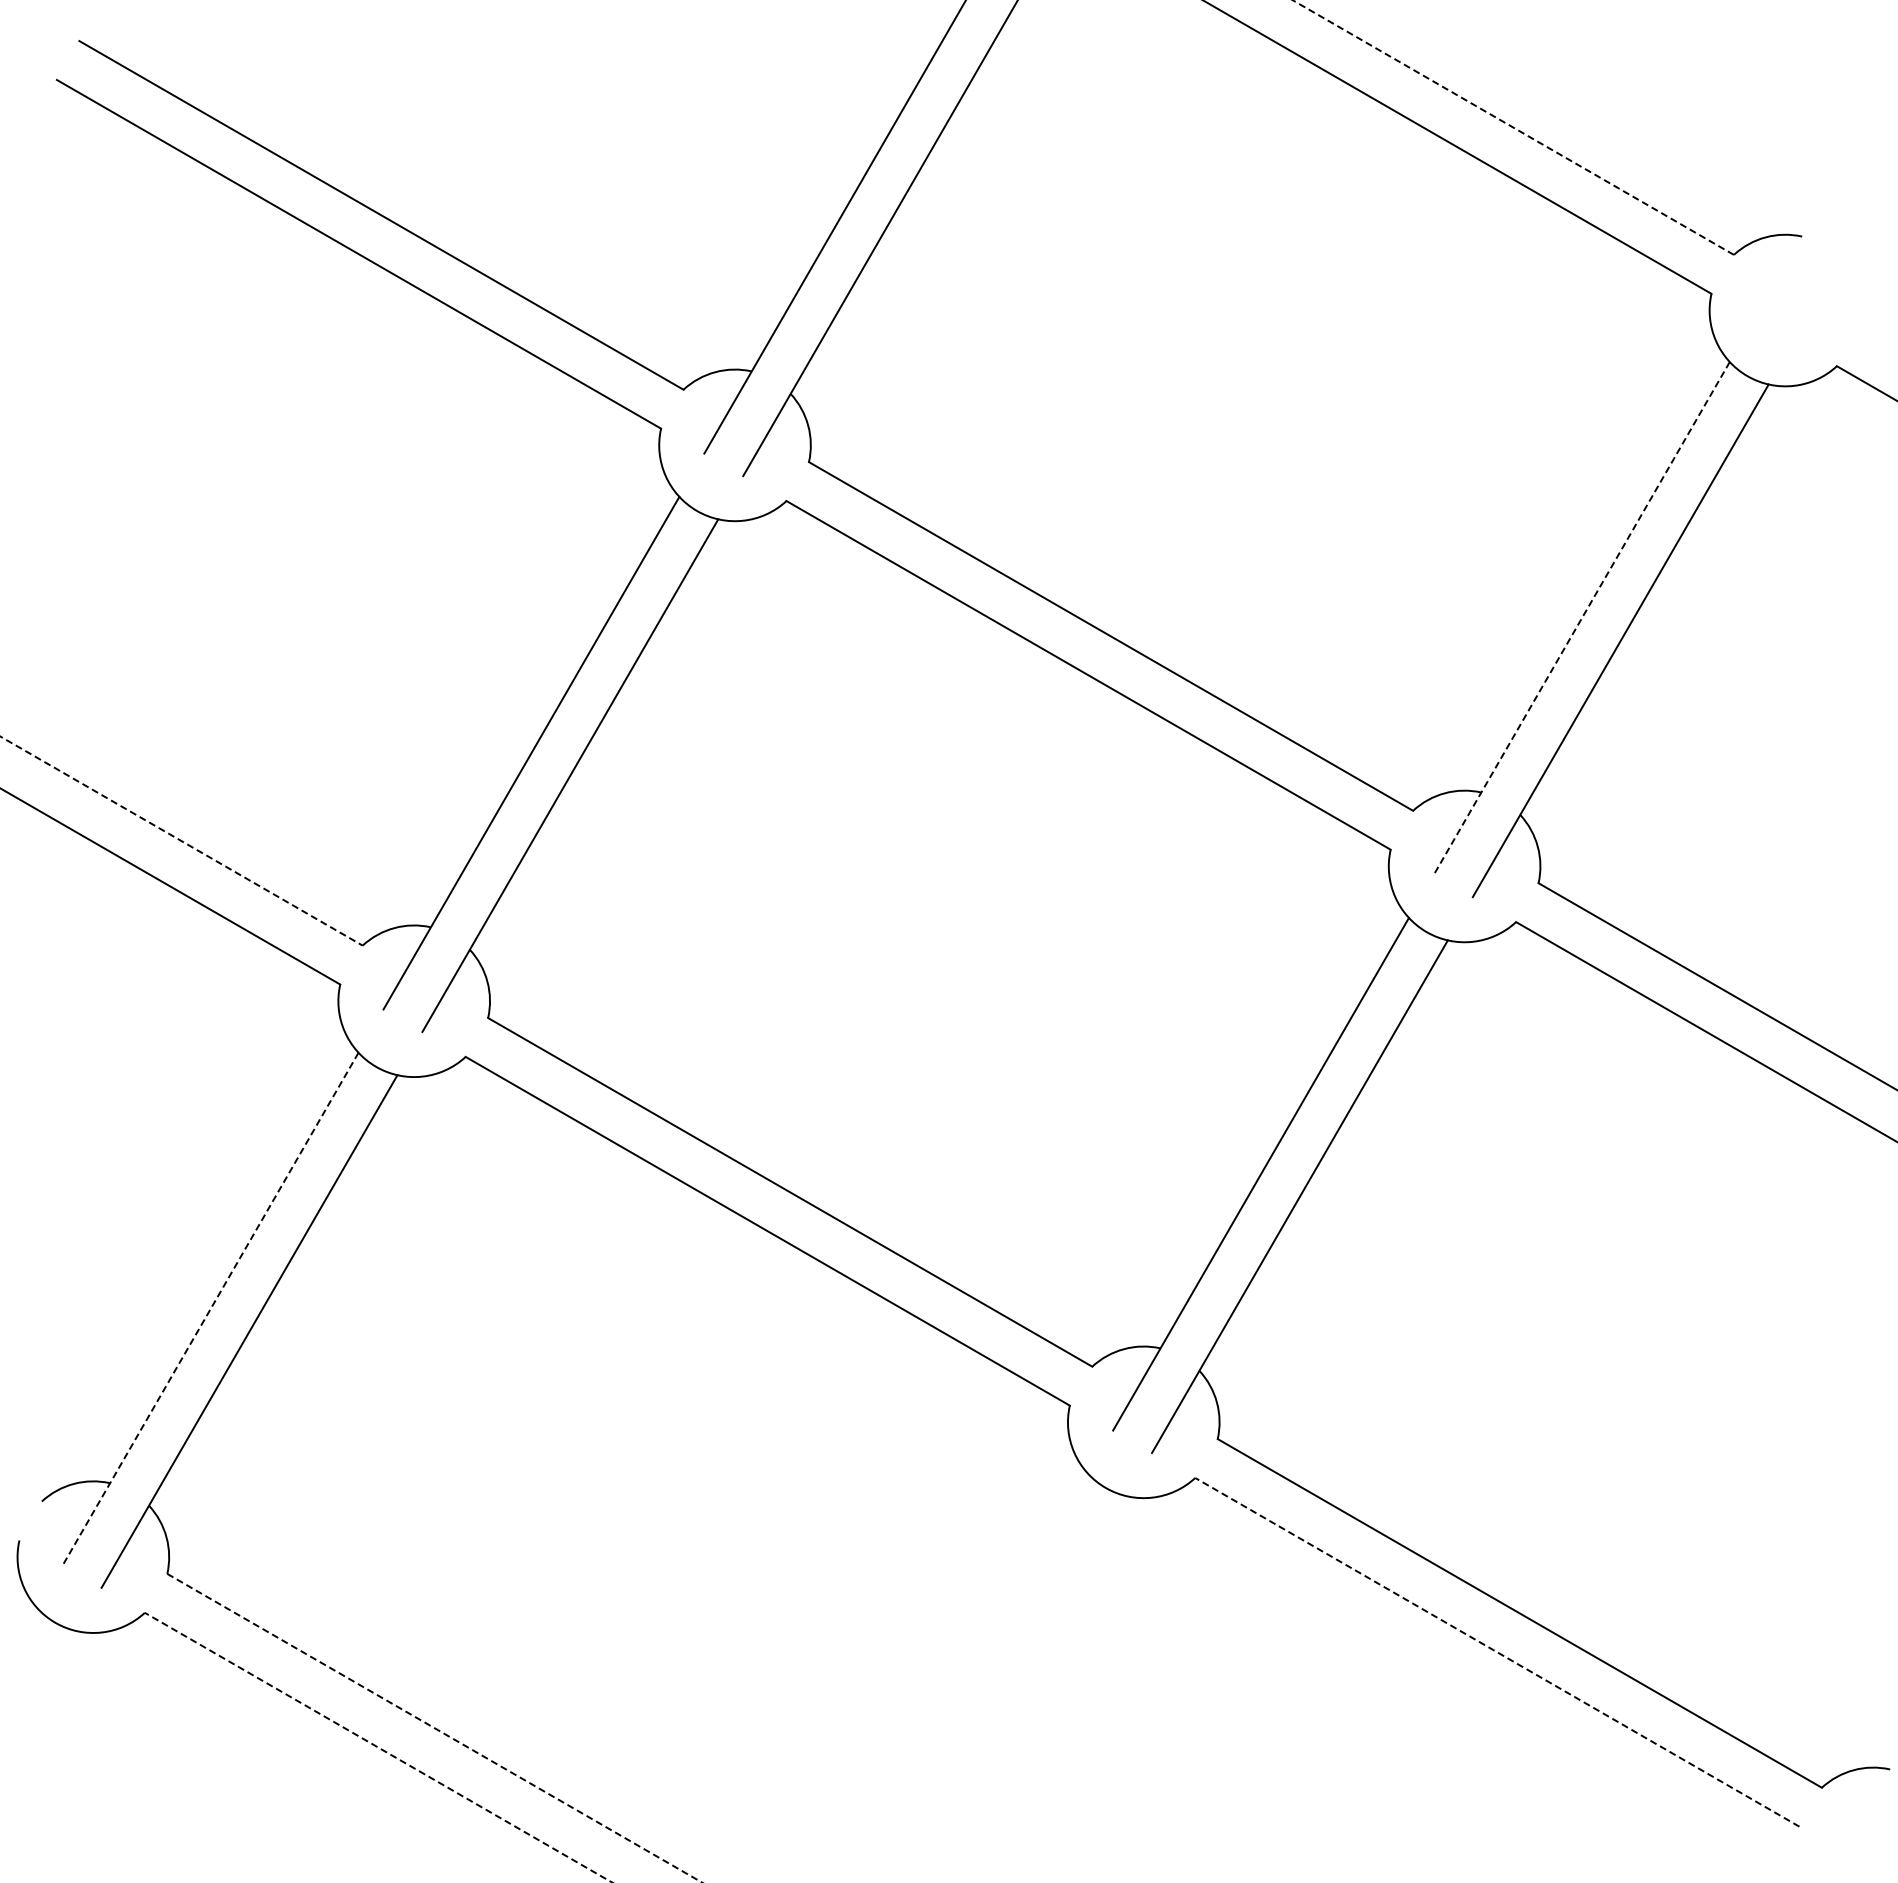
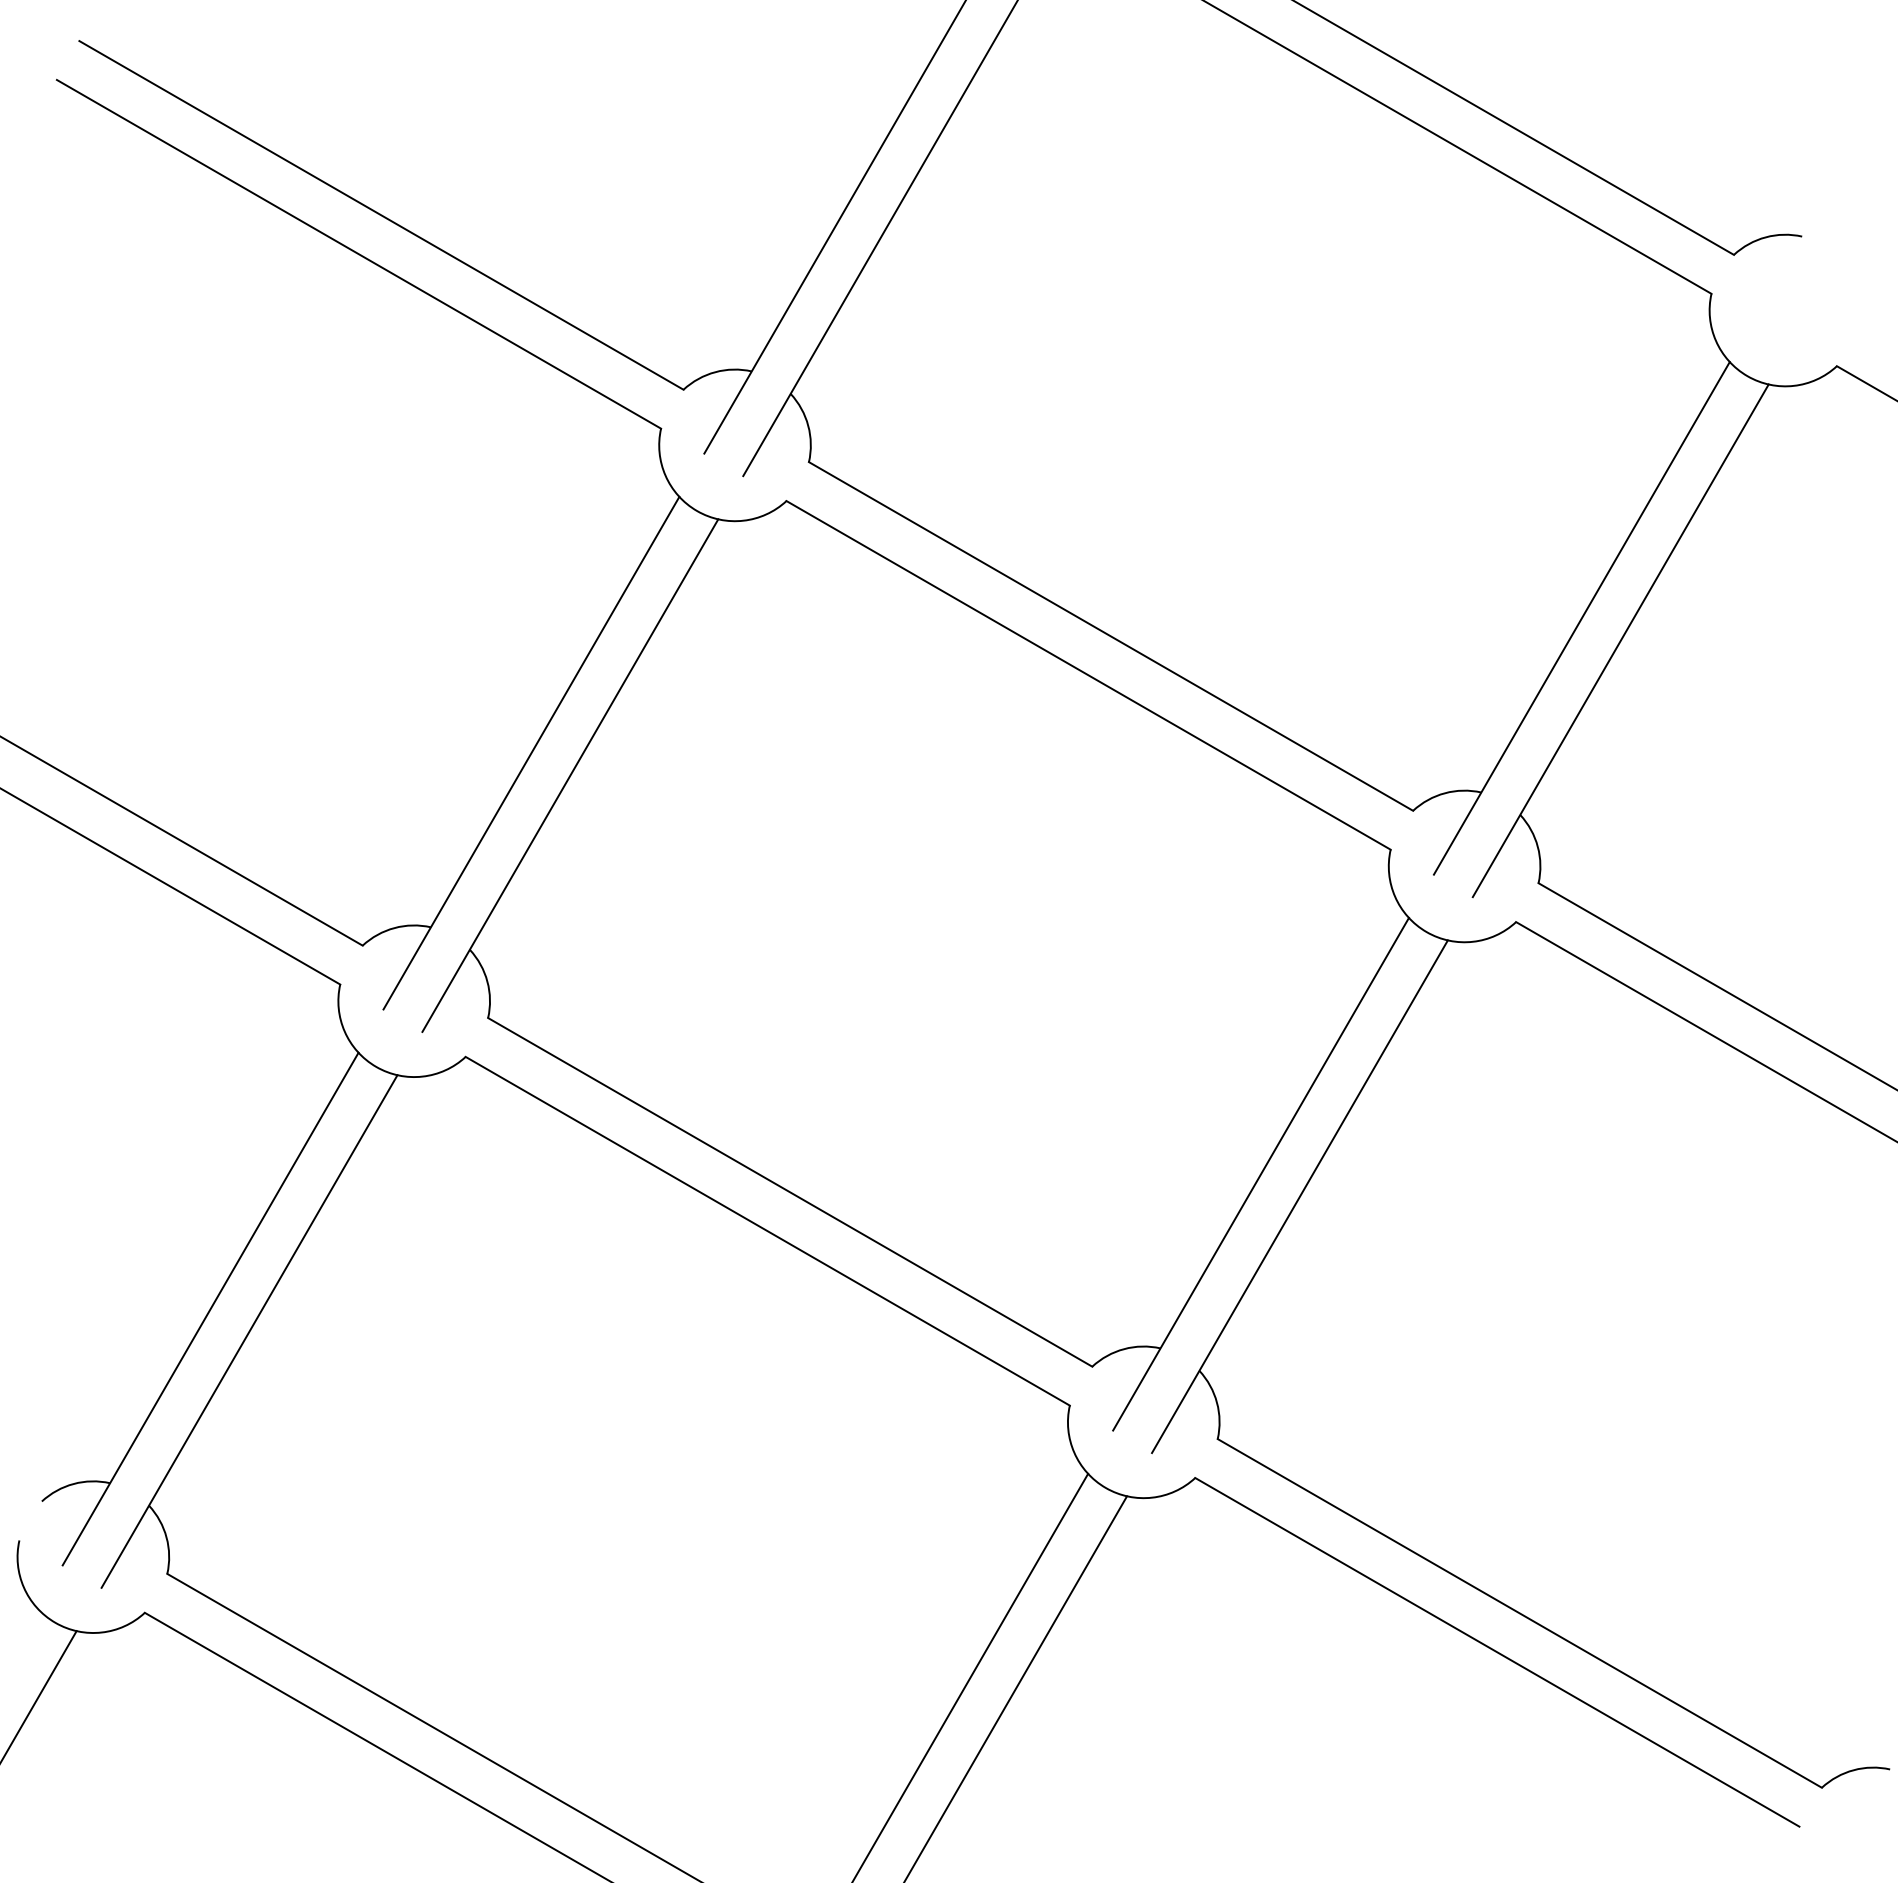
line: dashed -> solid (1513, 127)
line: dashed -> solid (1581, 618)
line: dashed -> solid (181, 841)
line: dashed -> solid (210, 1309)
line: dashed -> solid (1497, 1652)
line: none -> present (970, 1676)
line: none -> present (1016, 1687)
line: none -> present (39, 1695)
line: dashed -> solid (434, 1728)
line: dashed -> solid (378, 1747)
